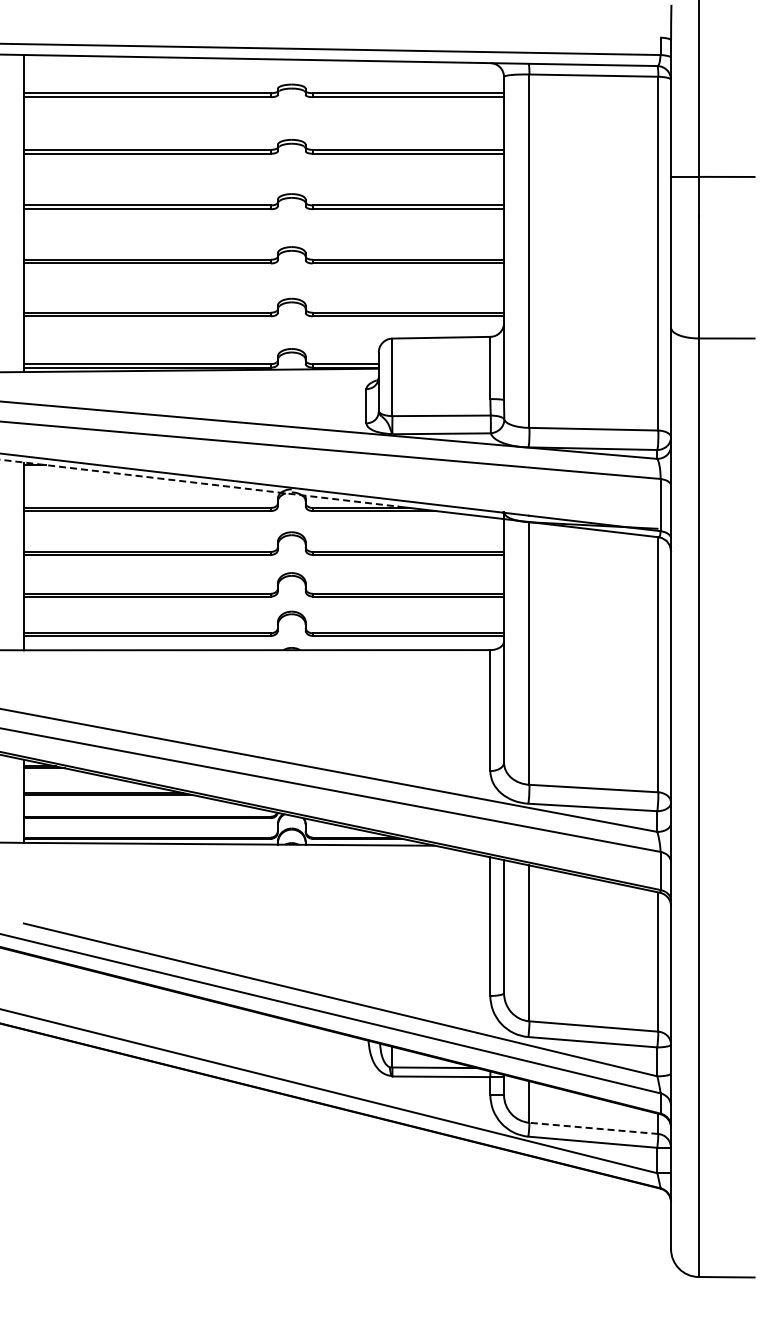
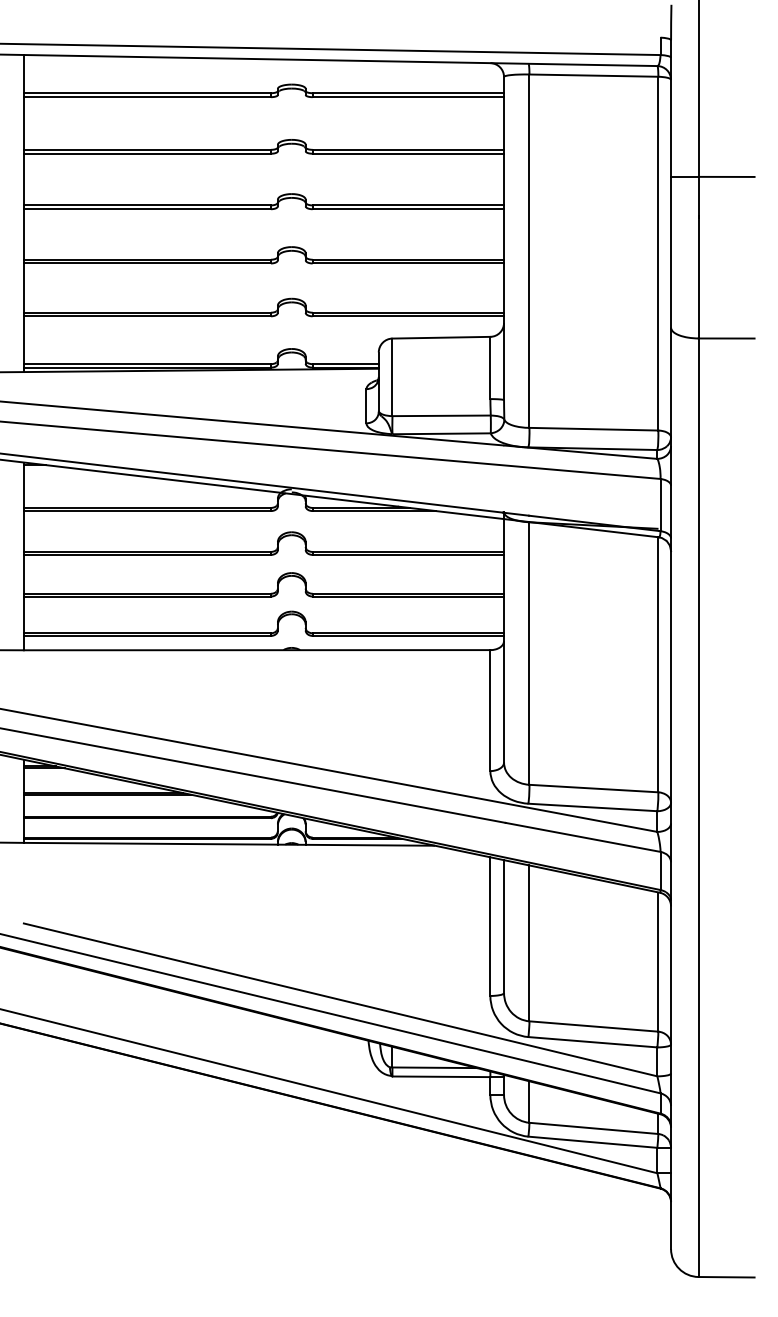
line: dashed -> solid (199, 483)
line: dashed -> solid (593, 1128)
